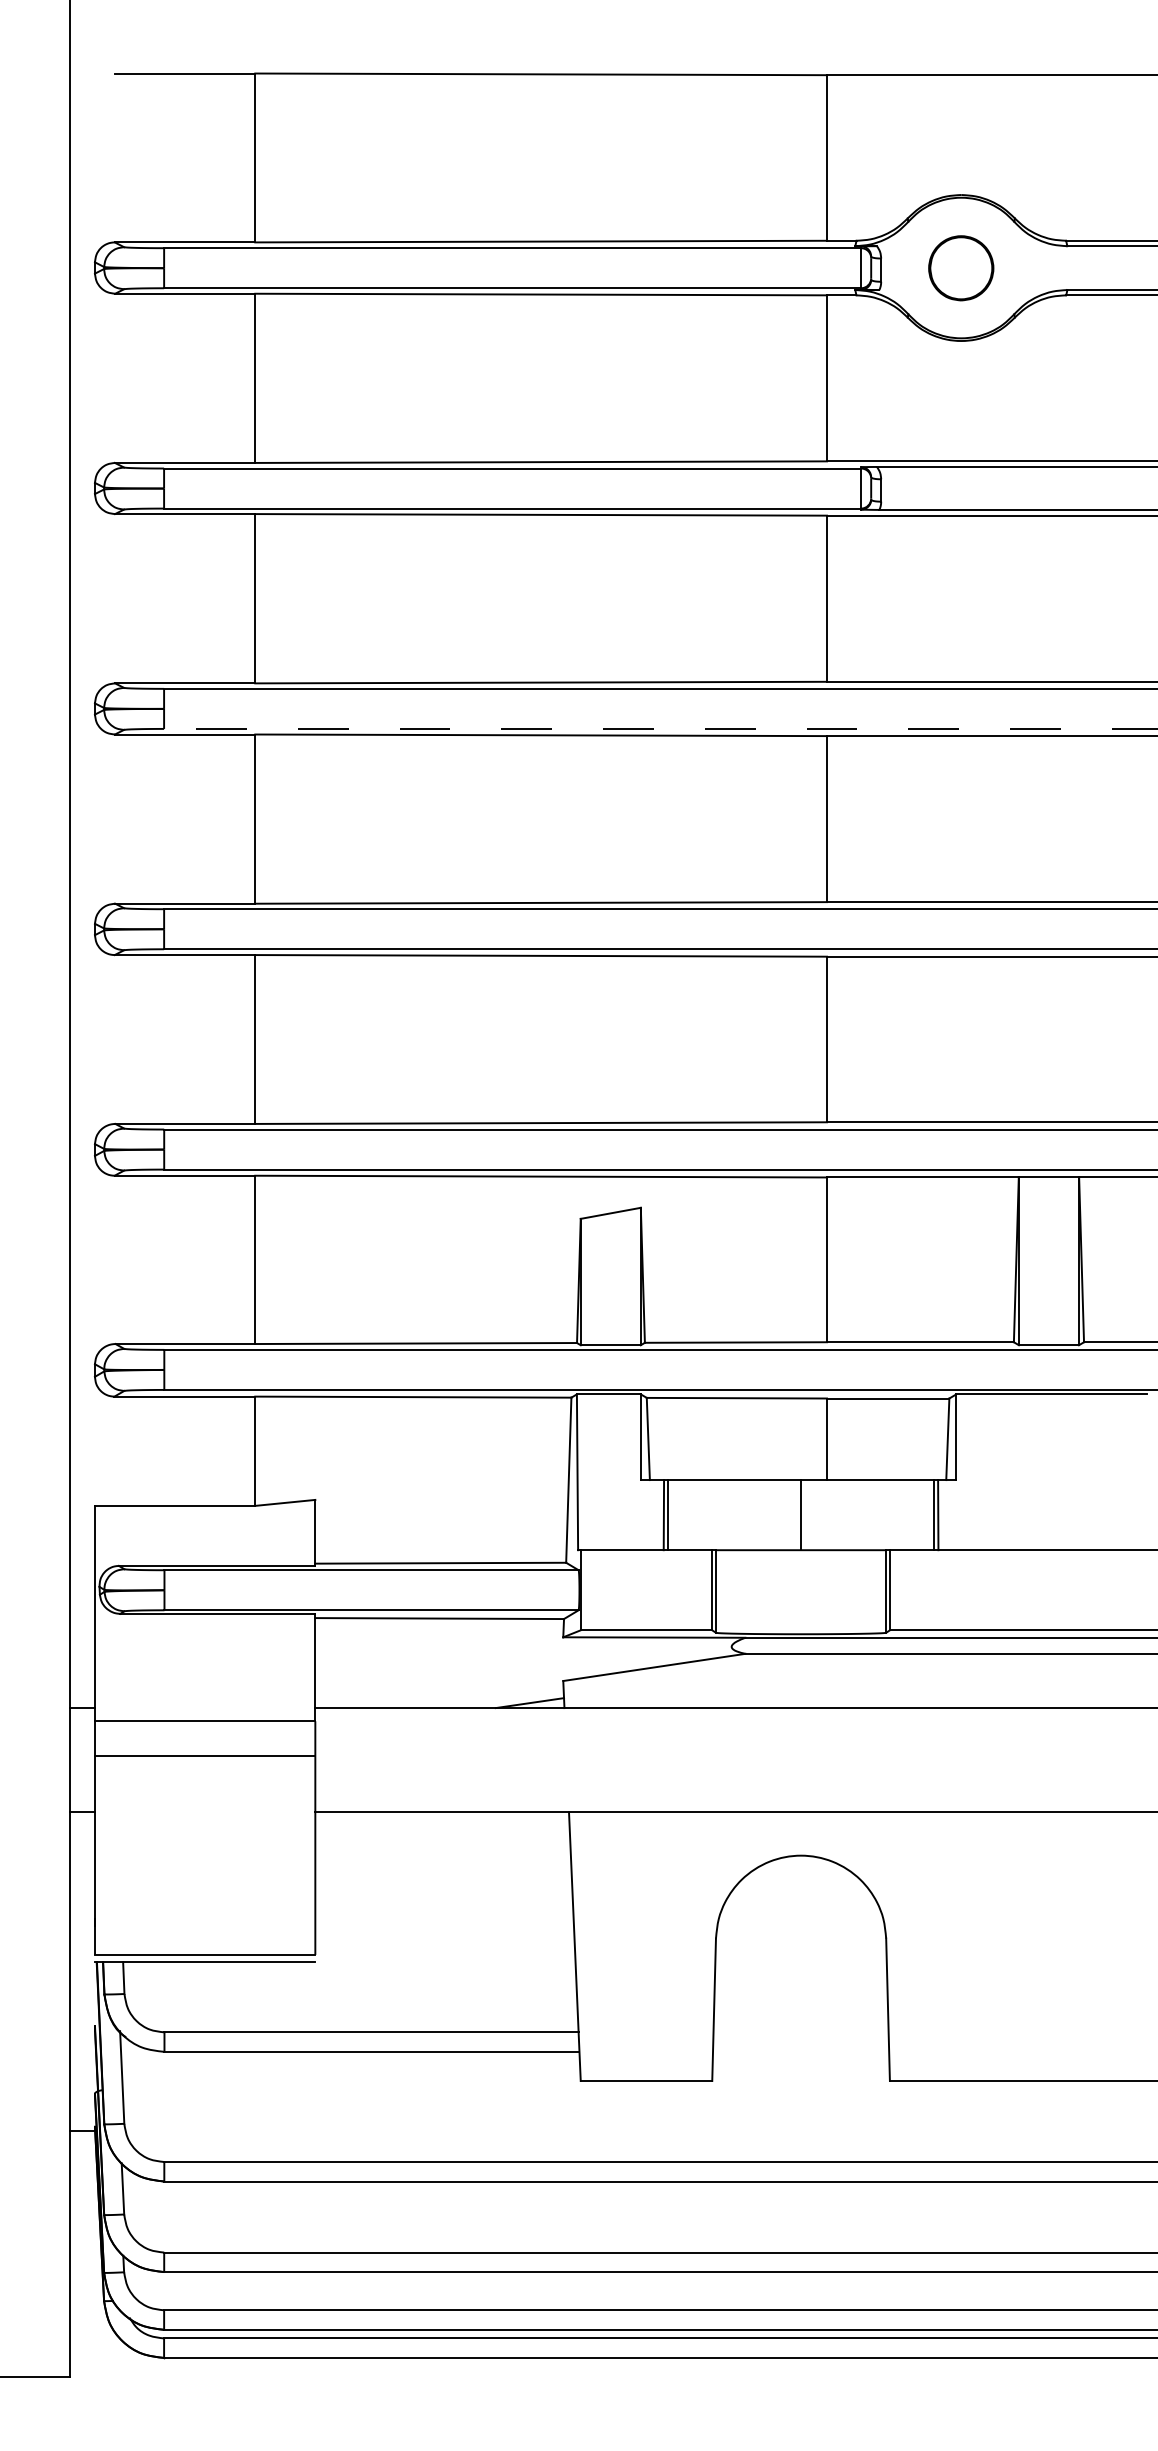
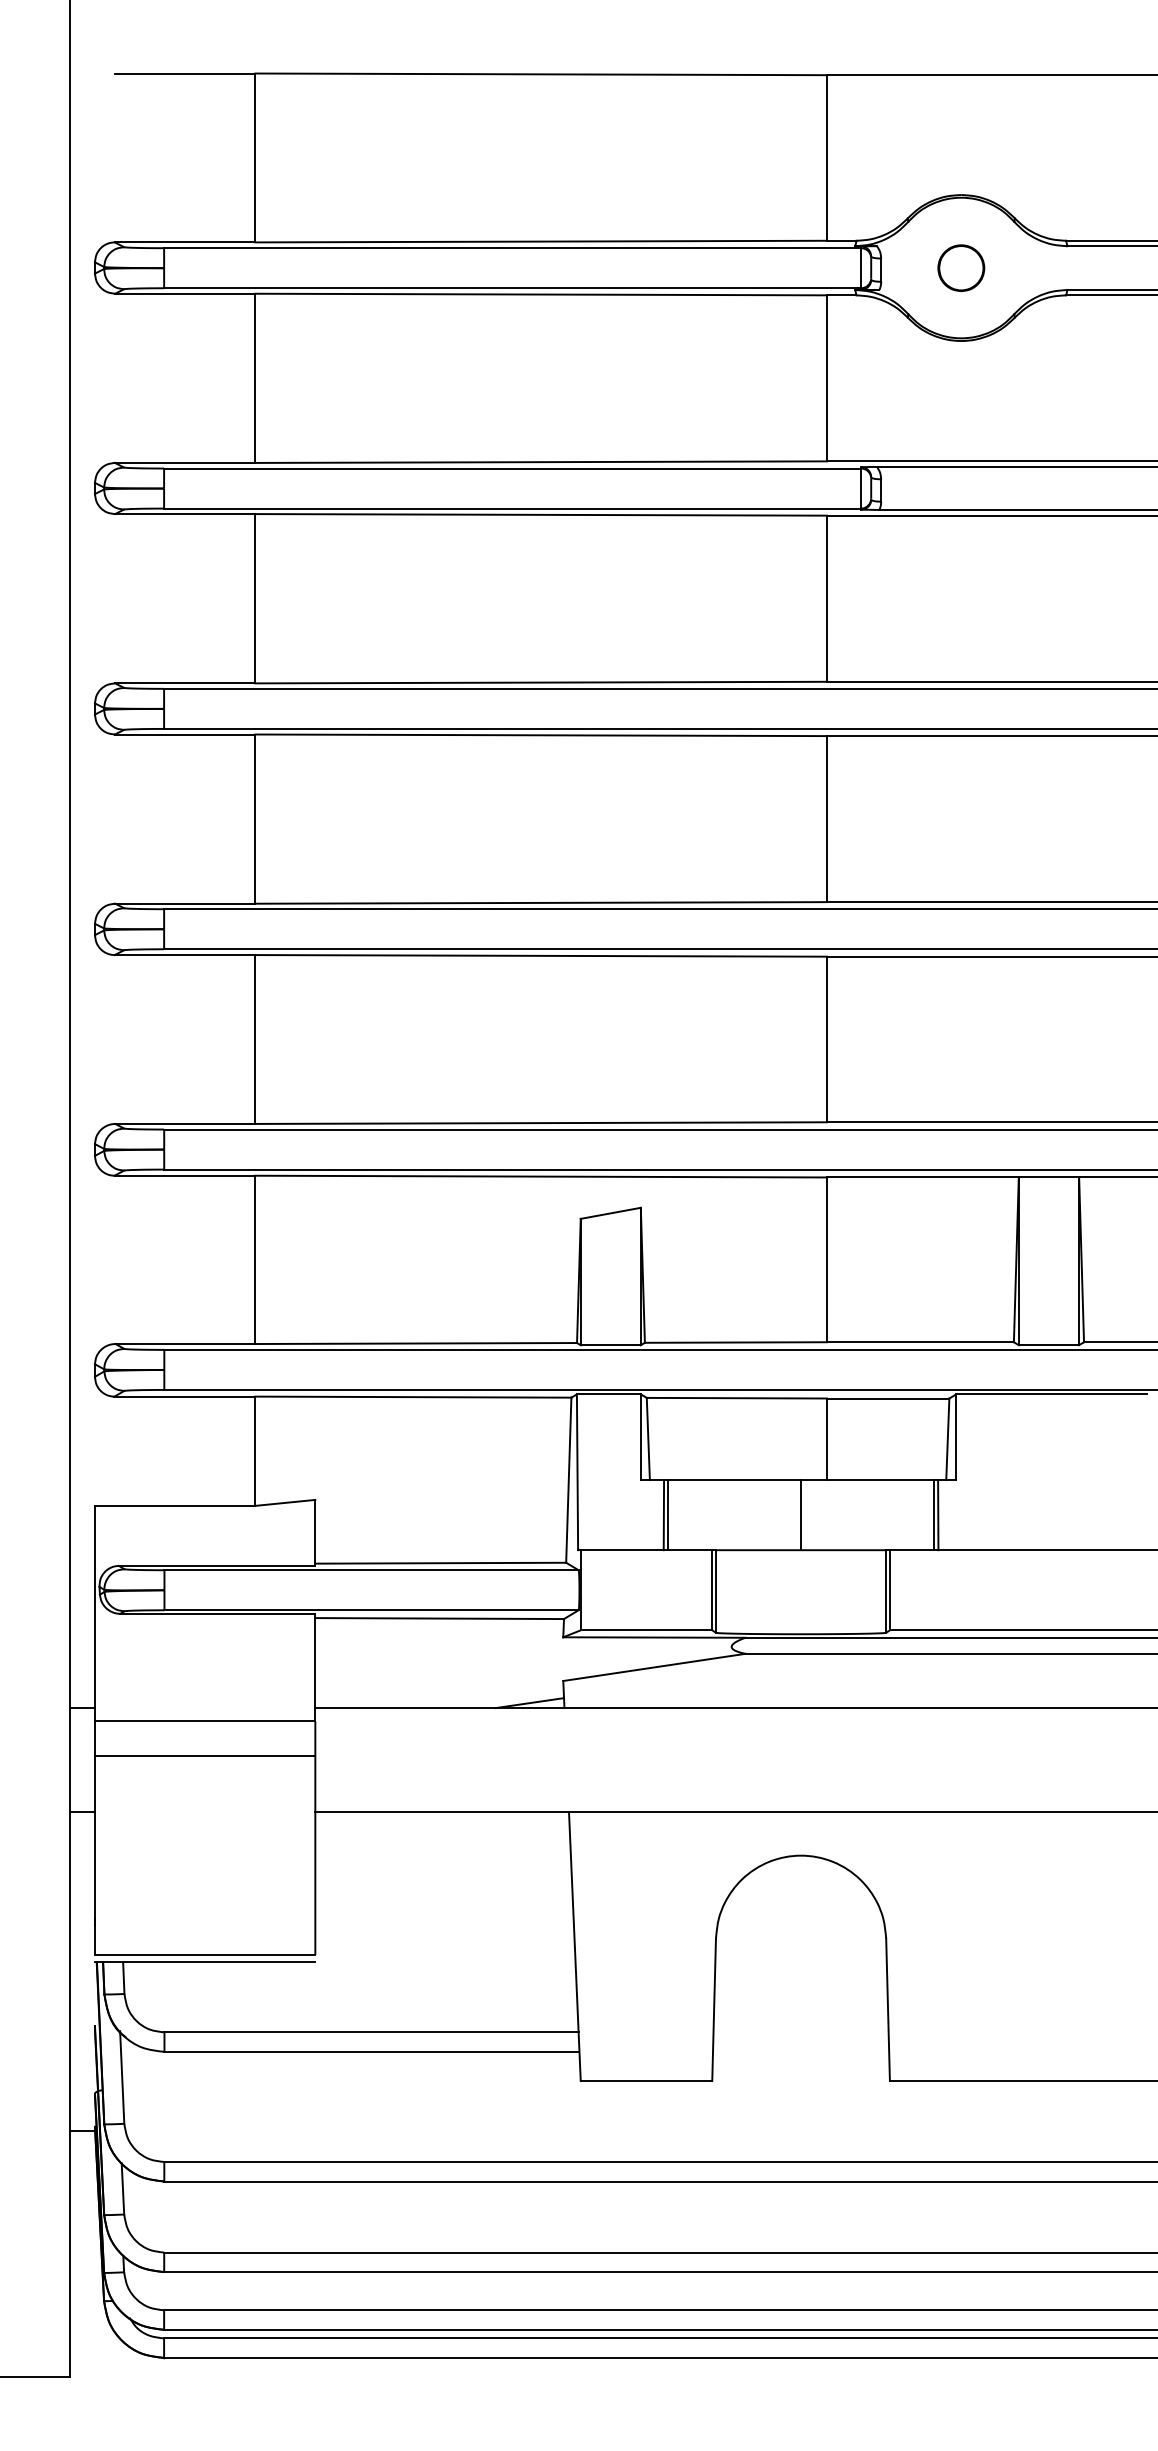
part size: 67x67 px -> 49x48 px (961, 267)
line: dashed -> solid (660, 728)
